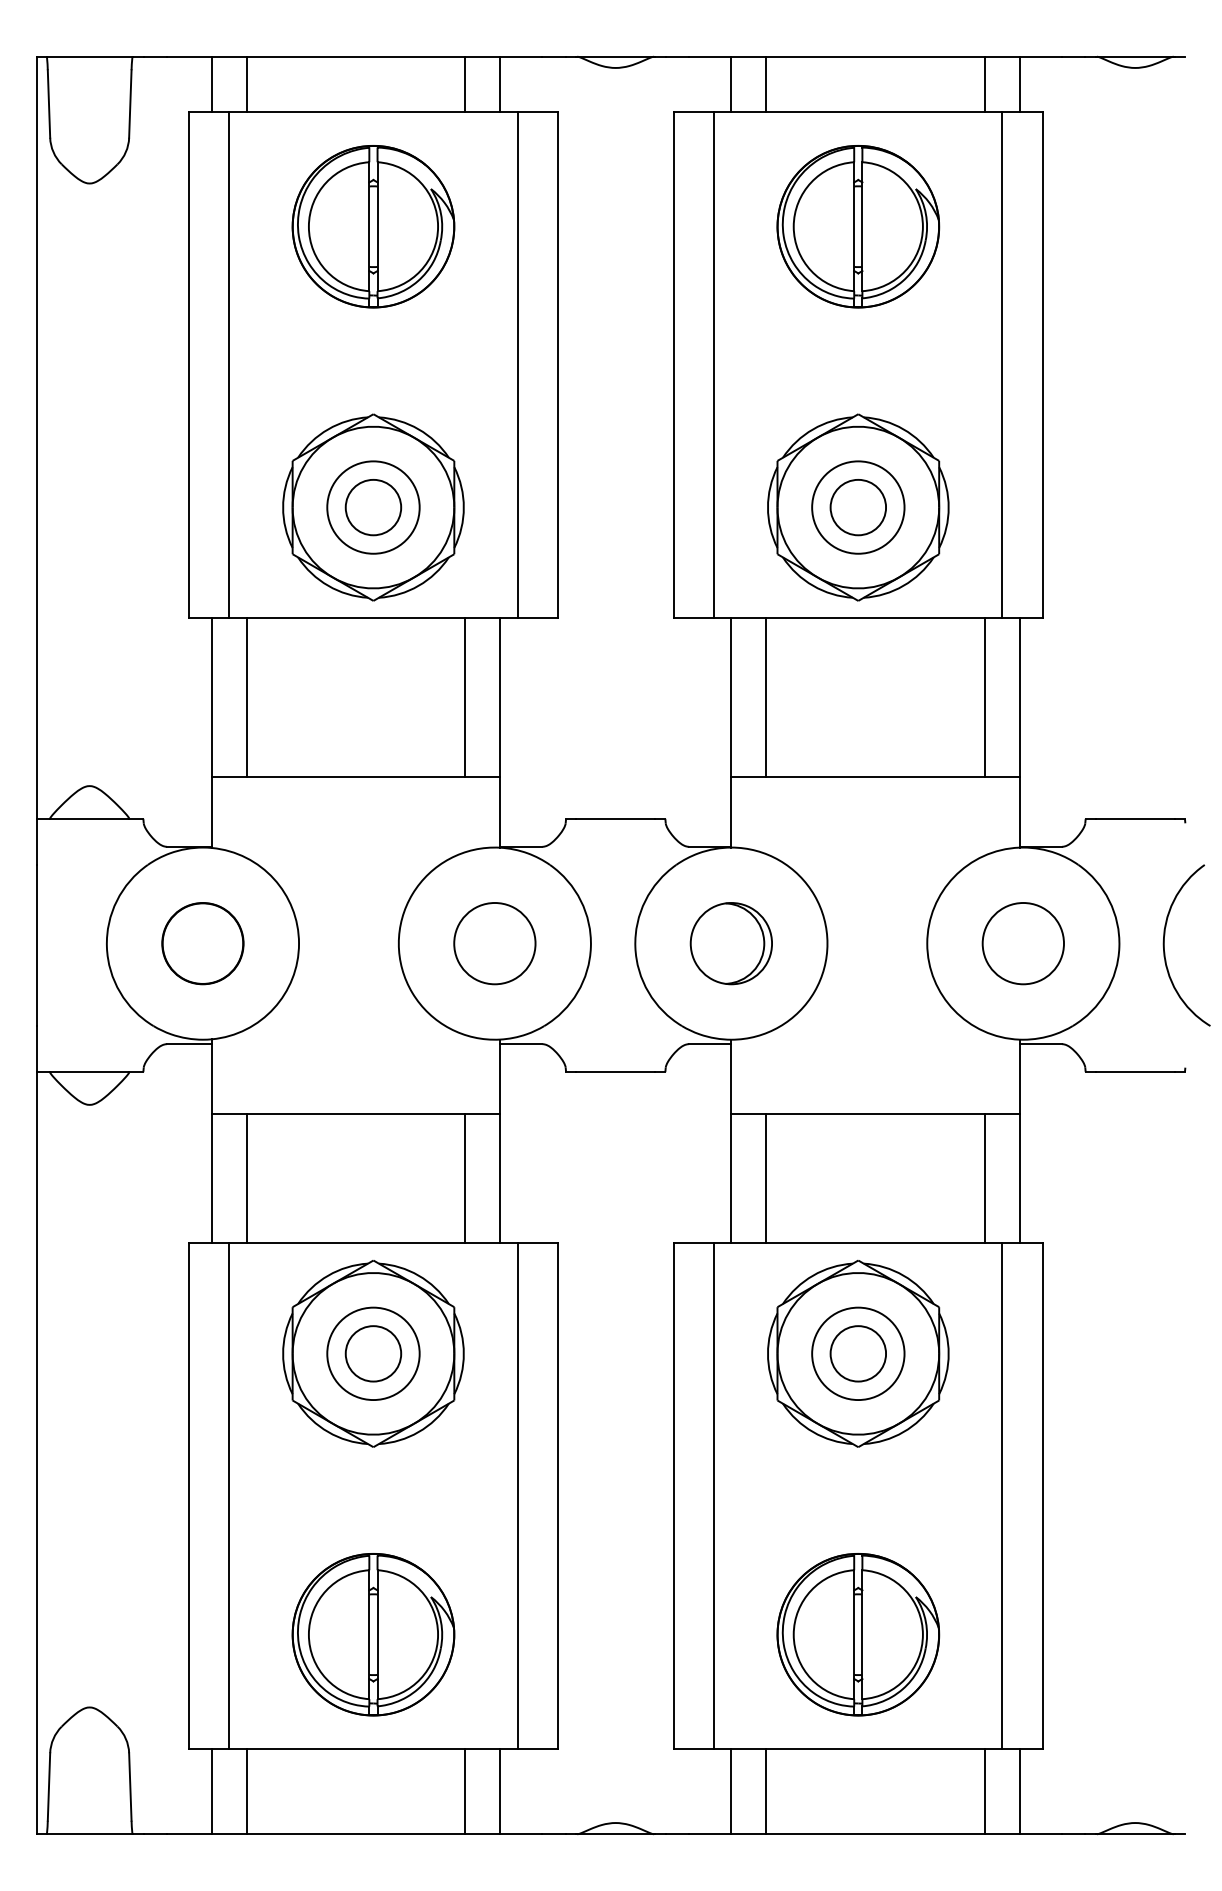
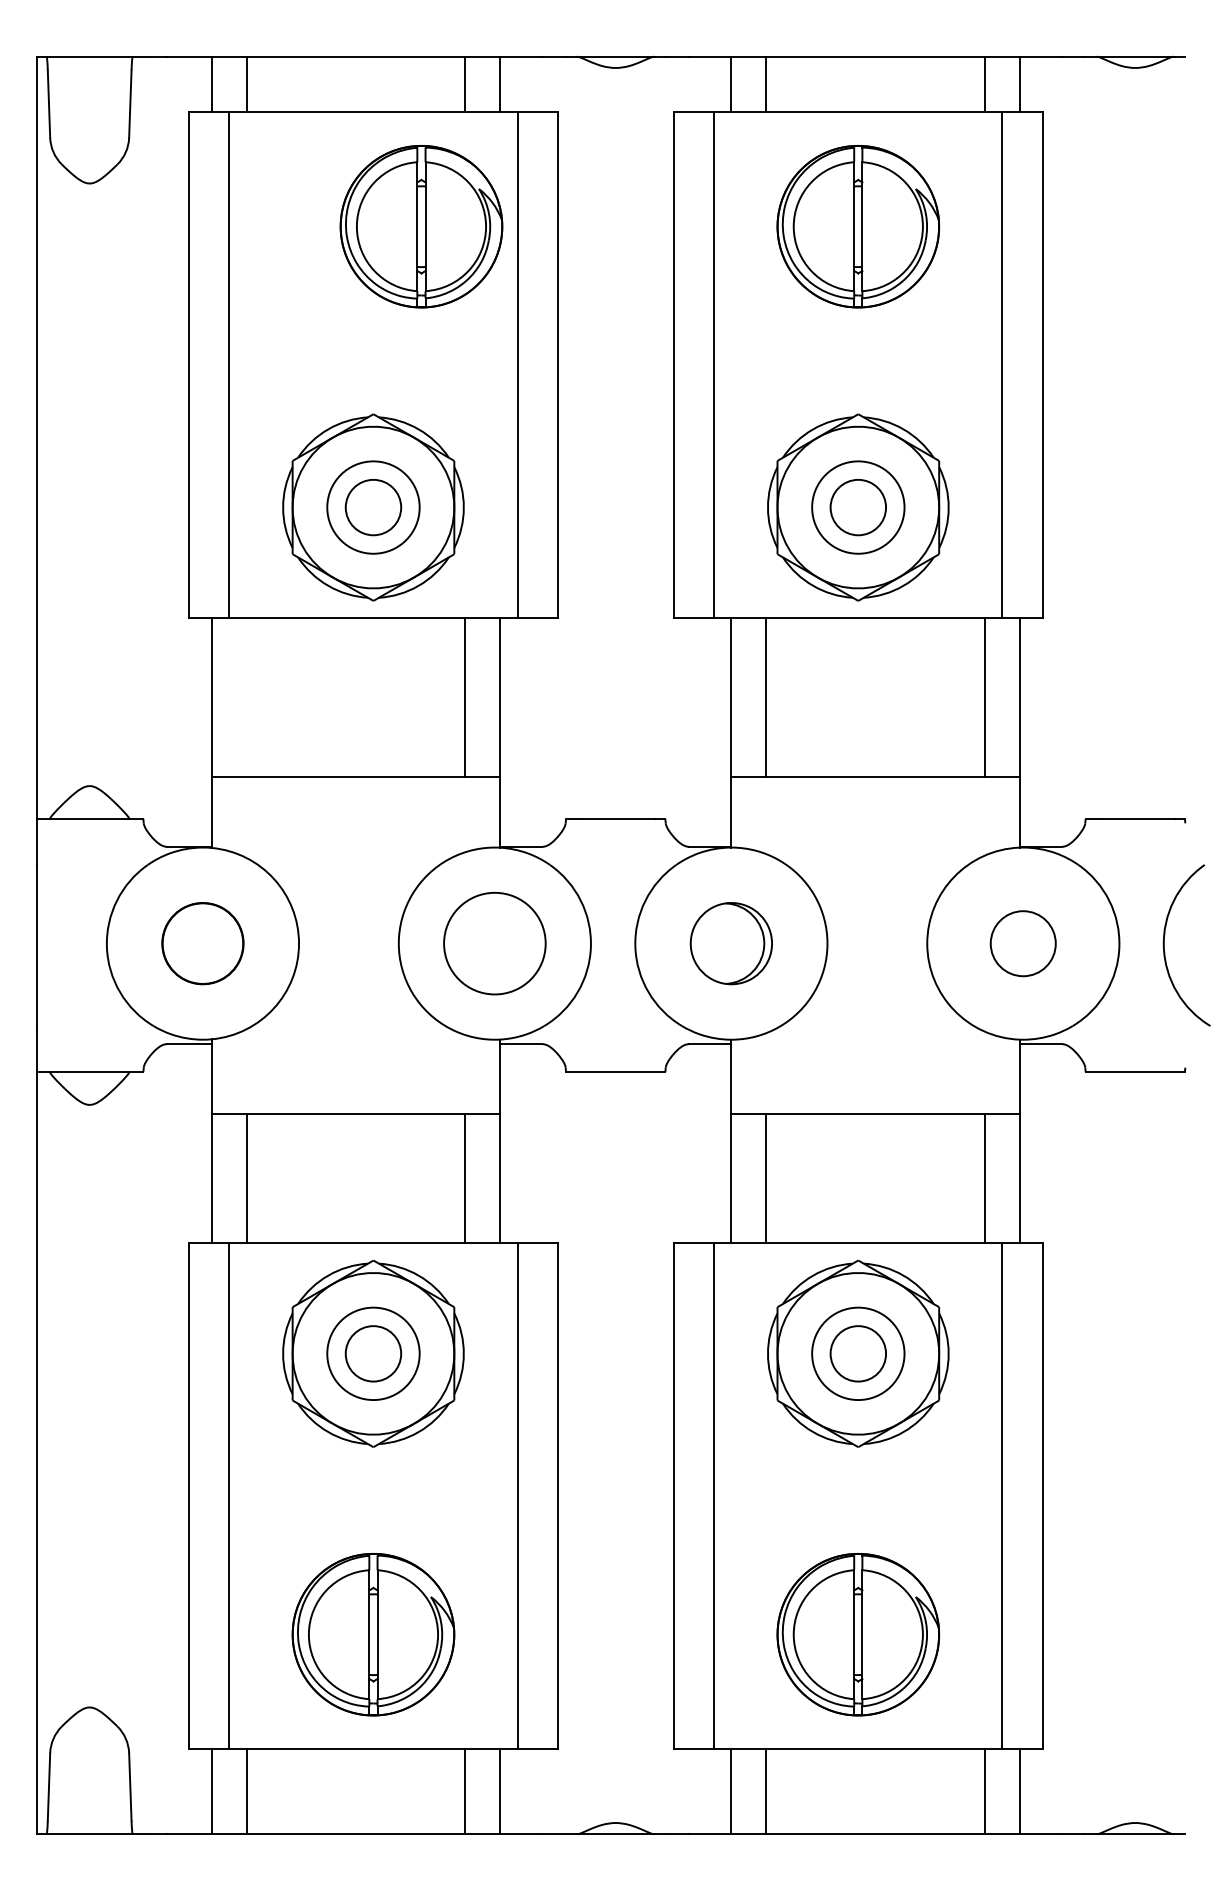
part position: (373, 226) -> (421, 226) (421, 226)
line: present -> none (246, 697)
circle diameter: 81 px -> 102 px (494, 943)
circle size: 84x84 px -> 68x68 px (1022, 943)
